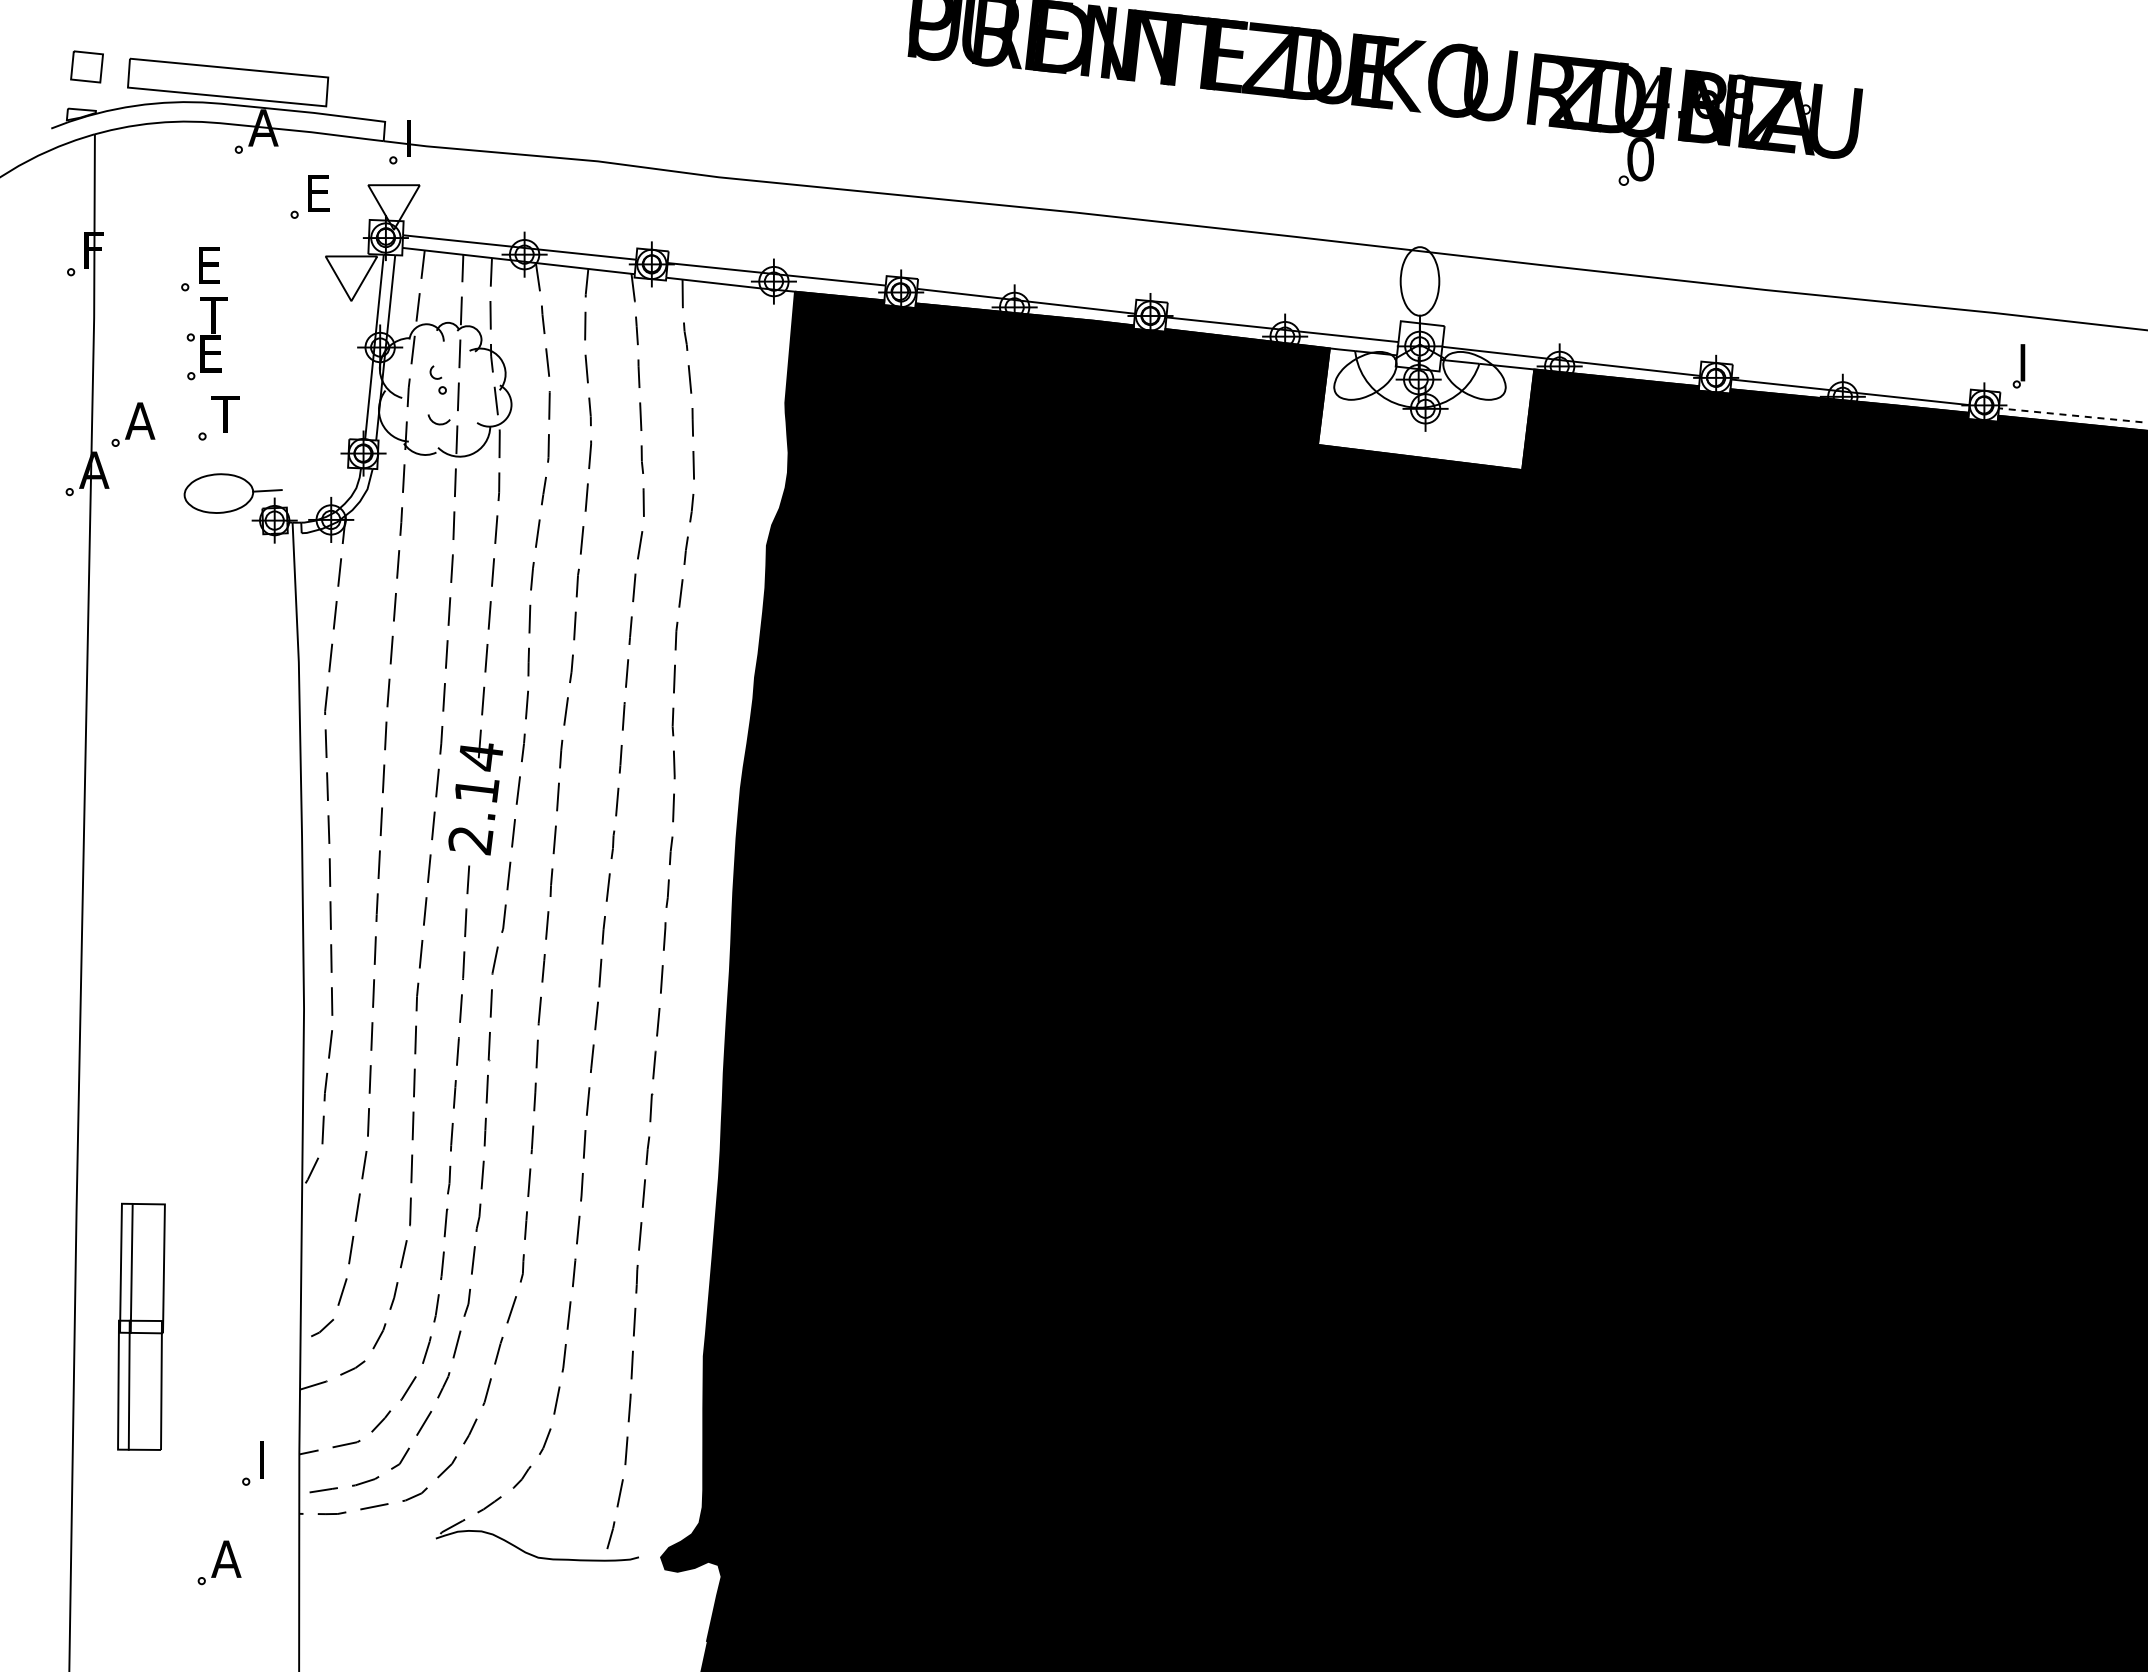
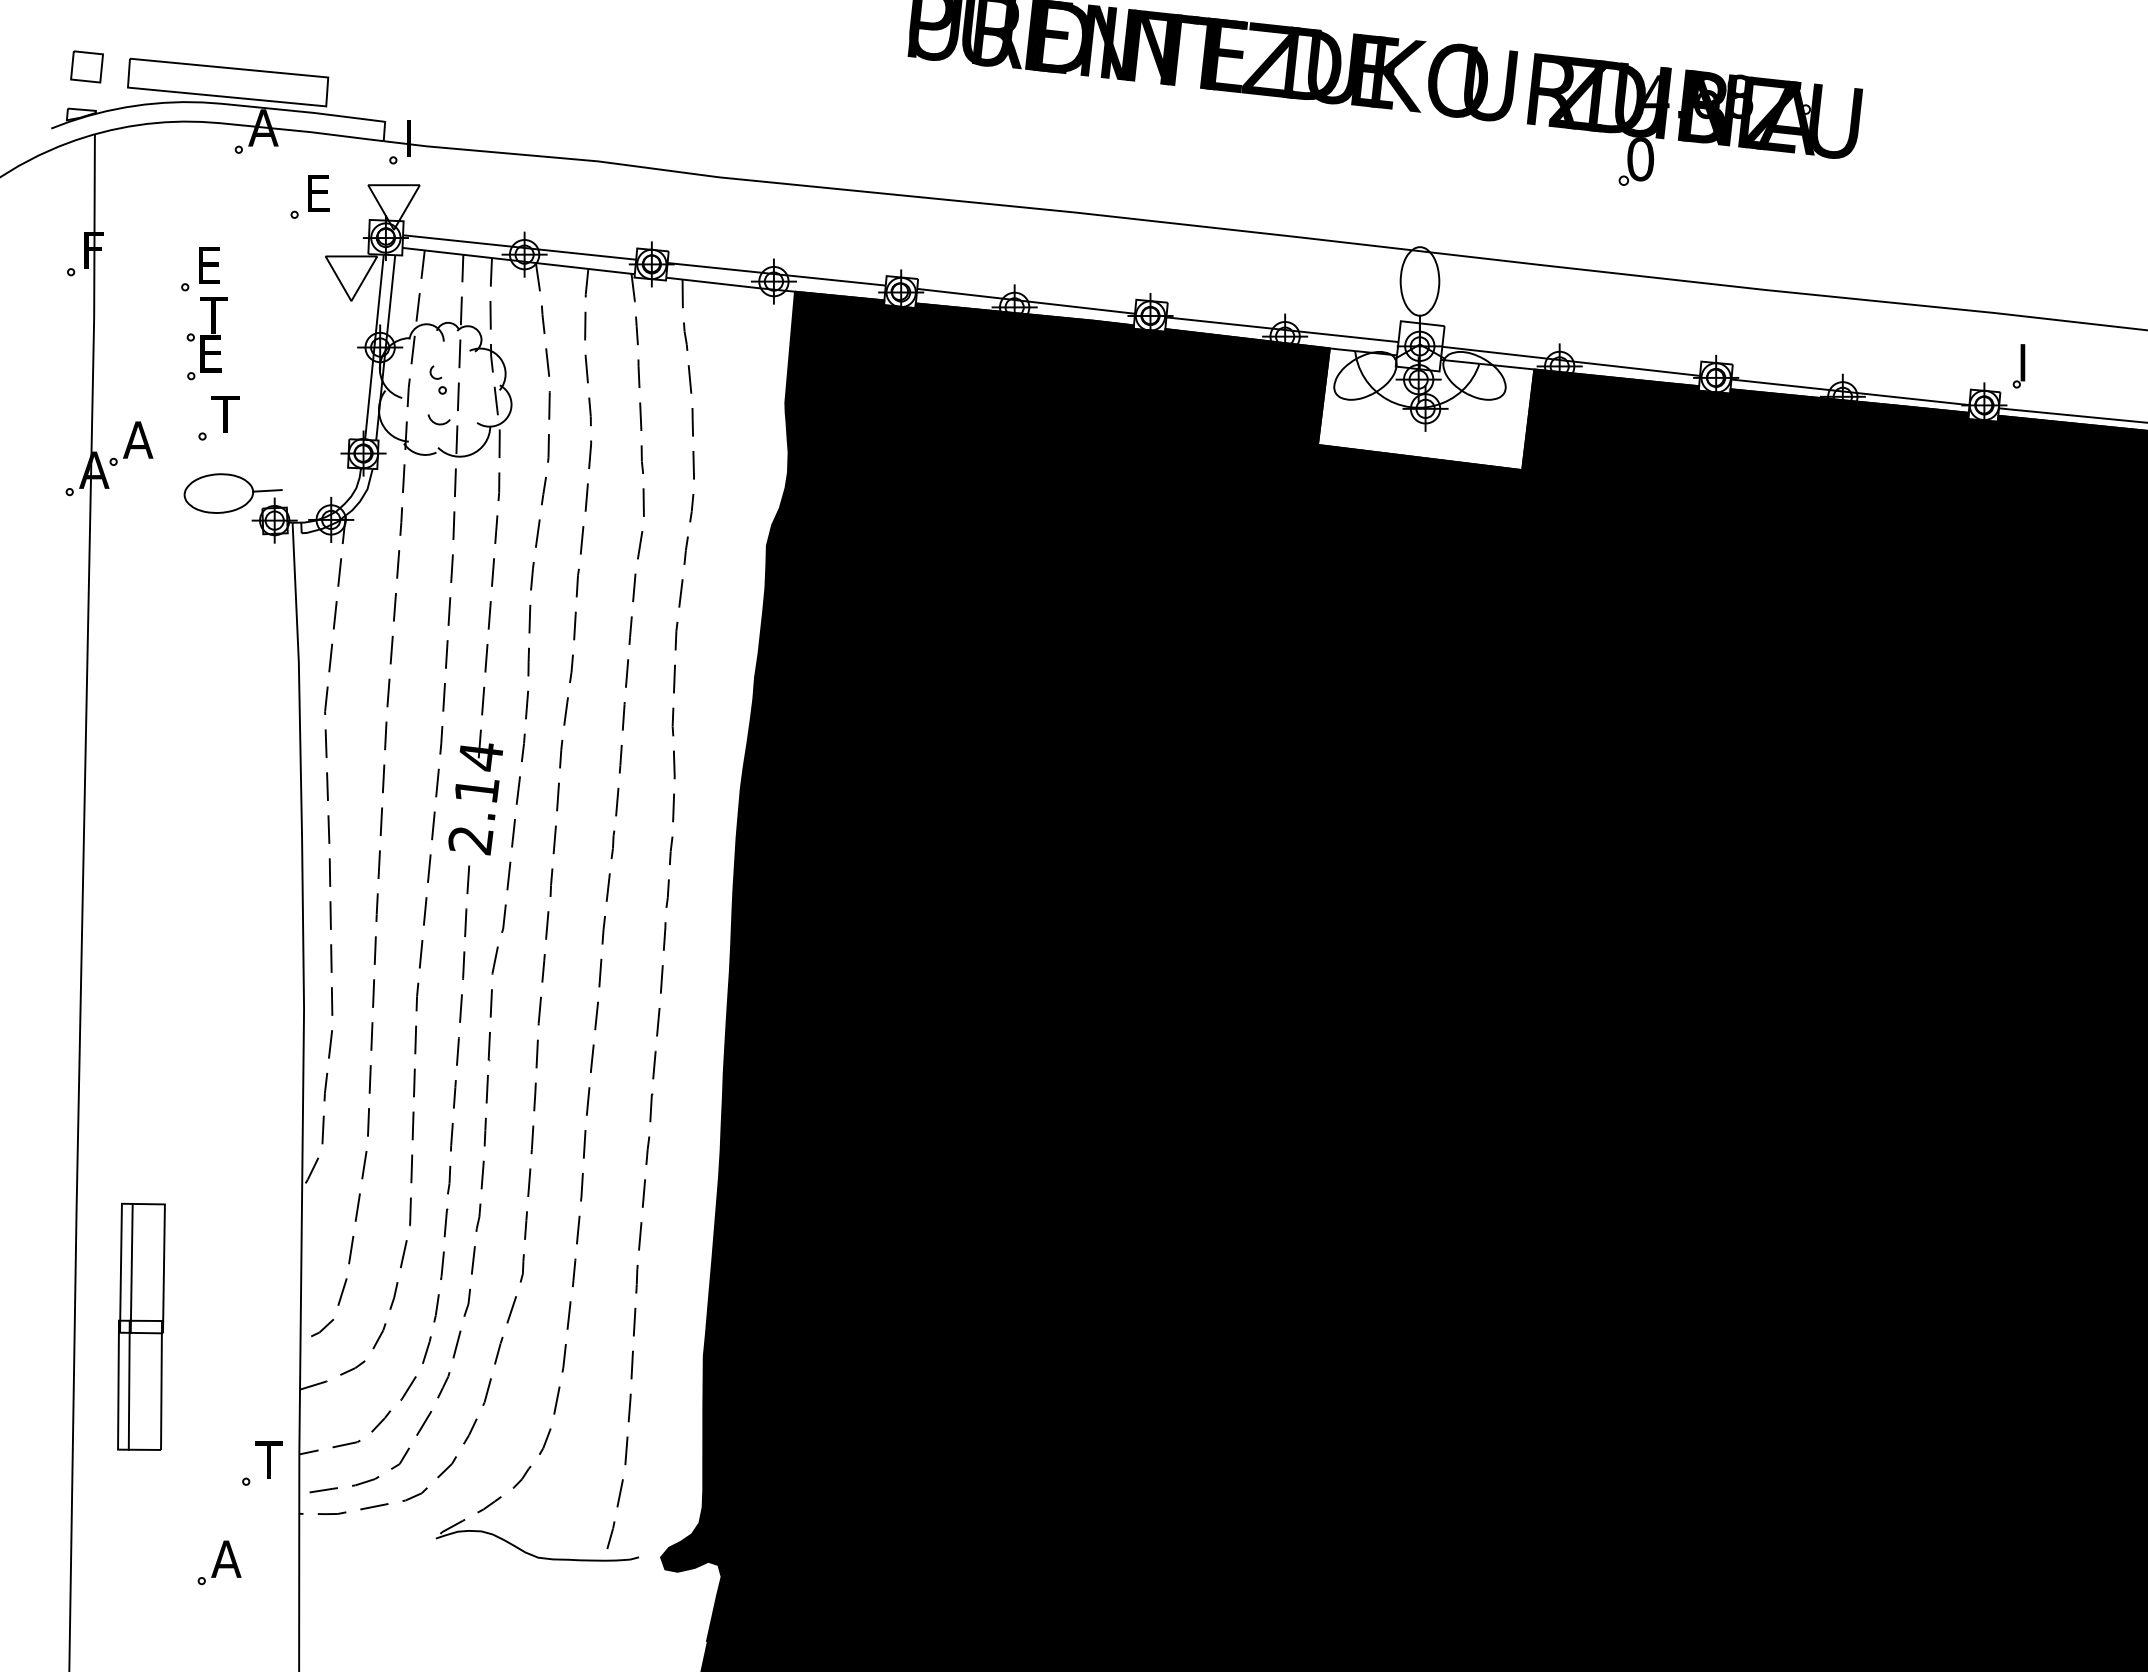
line: dashed -> solid (2071, 415)
part position: (133, 424) -> (131, 443) (131, 443)
text: I -> T (268, 1459)
